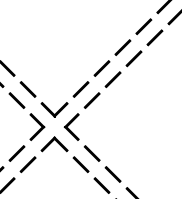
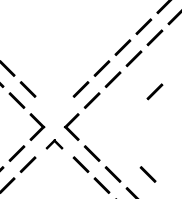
line: none -> present (154, 91)
part: present -> none (54, 109)
part size: 29x17 px -> 19x11 px (54, 144)
line: none -> present (147, 174)
